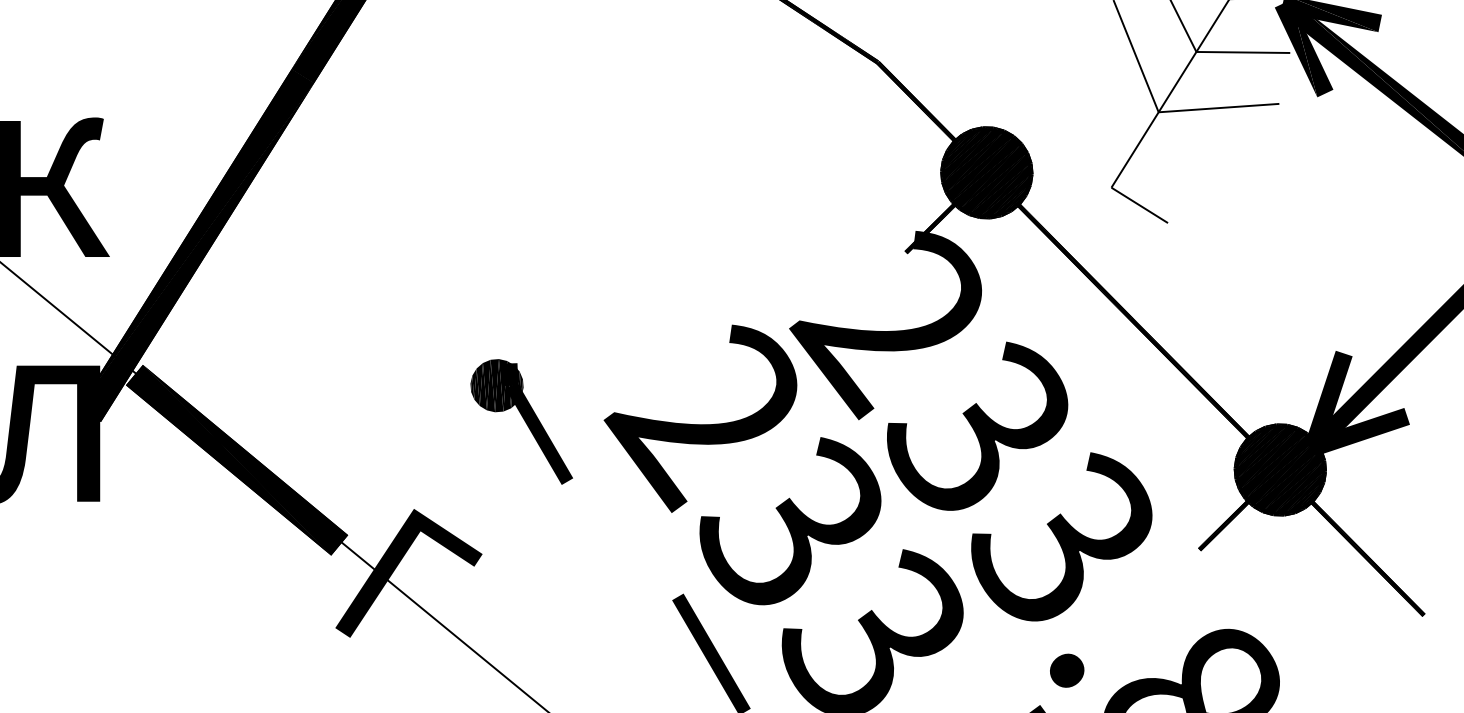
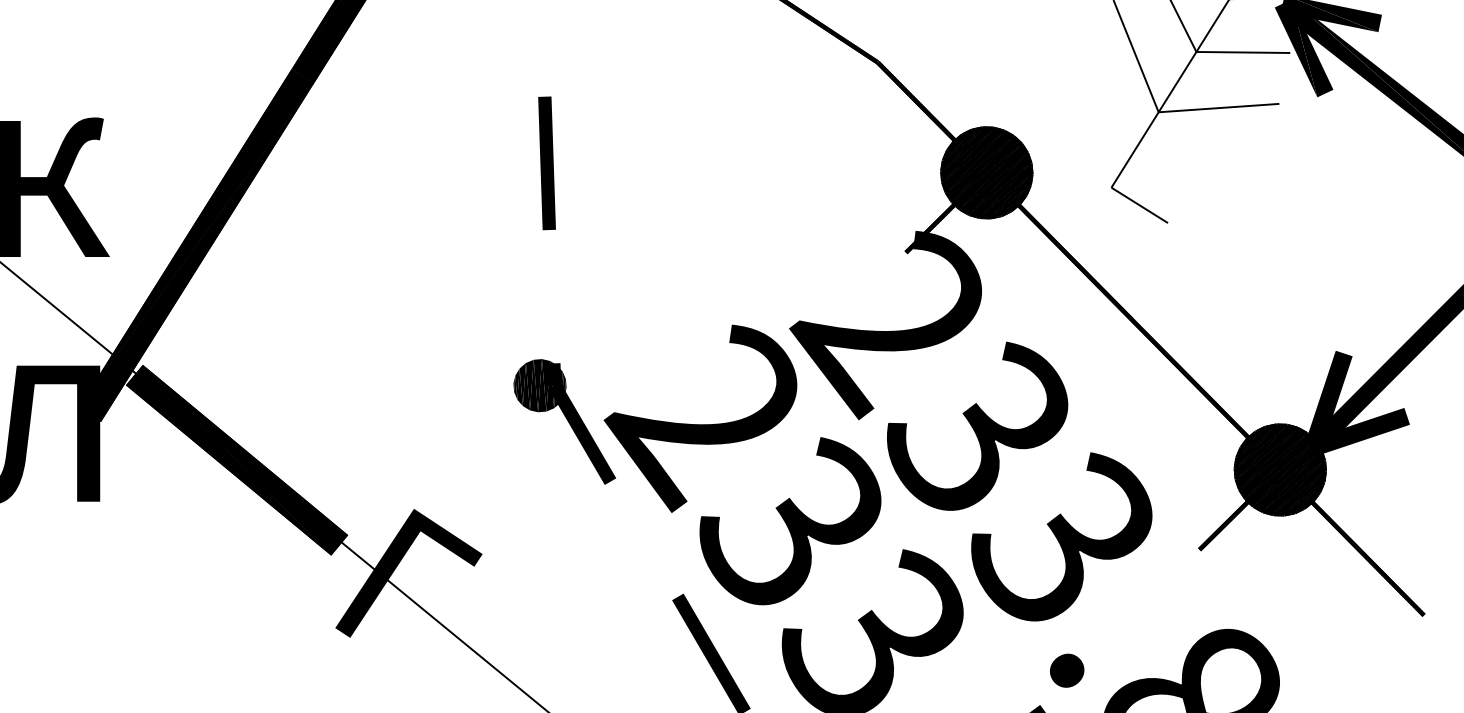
line: none -> present (546, 163)
part position: (521, 421) -> (564, 421) (564, 421)
